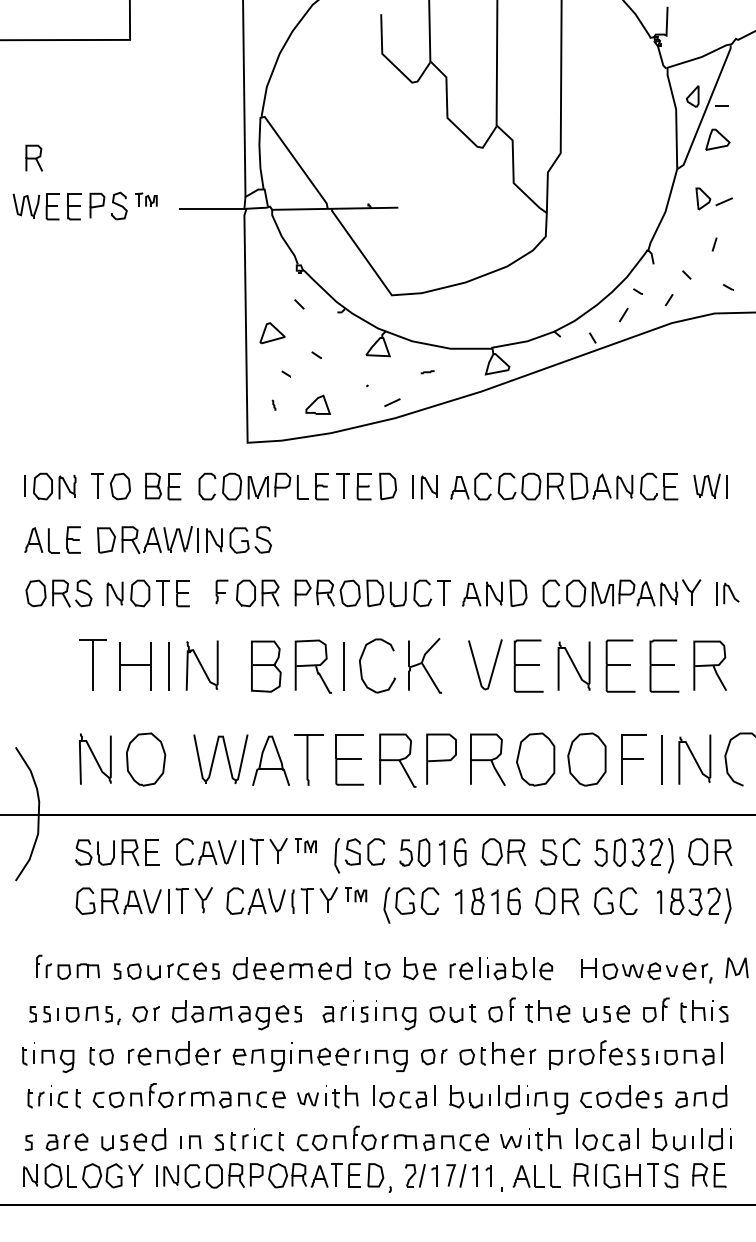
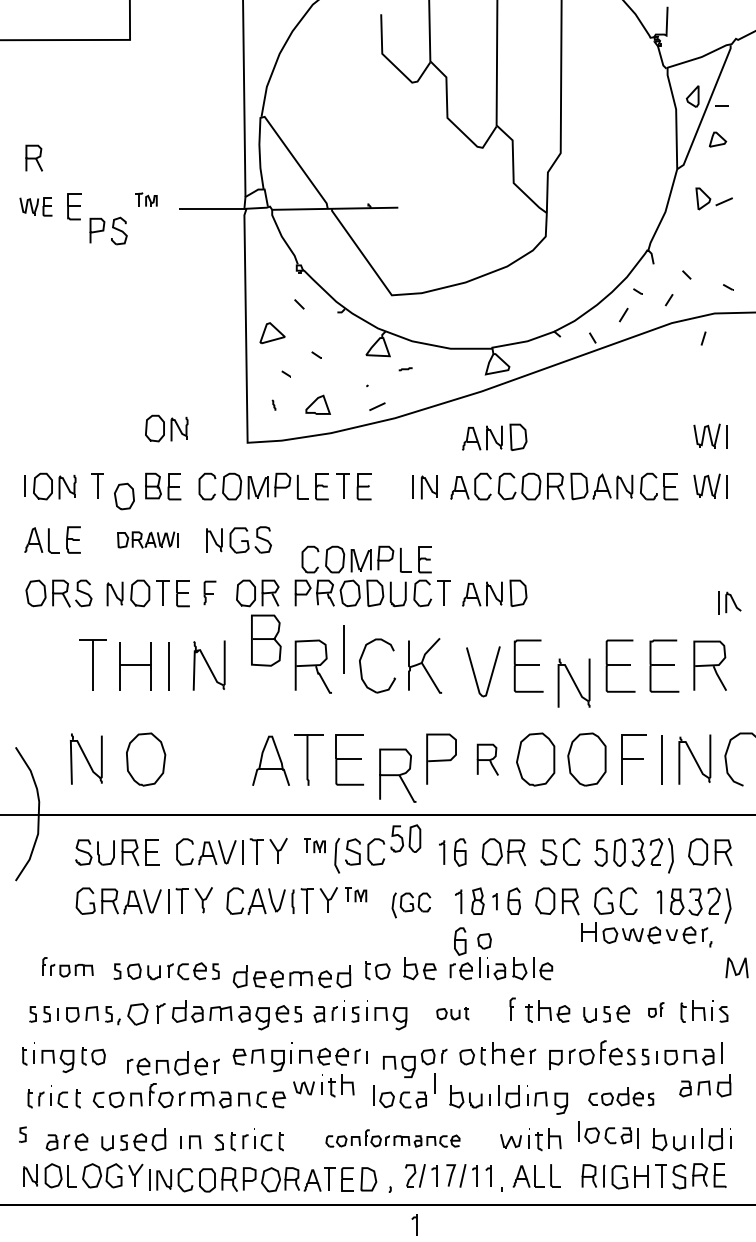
part size: 26x23 px -> 19x17 px (718, 139)
part position: (108, 205) -> (108, 230) (108, 230)
part size: 48x28 px -> 34x20 px (35, 206)
line position: (714, 244) -> (703, 338) (703, 338)
curve position: (427, 372) -> (405, 369) (405, 369)
line position: (392, 402) -> (377, 406) (377, 406)
part: none -> present (166, 428)
part: none -> present (710, 435)
part: none -> present (494, 436)
part position: (120, 486) -> (124, 496) (124, 496)
part: present -> none (387, 486)
part size: 102x28 px -> 62x18 px (147, 539)
part: none -> present (366, 559)
part position: (221, 591) -> (209, 592) (209, 592)
part: present -> none (621, 593)
part position: (727, 593) -> (729, 602) (729, 602)
part position: (201, 665) -> (208, 665) (208, 665)
part position: (493, 665) -> (491, 672) (491, 672)
part position: (573, 665) -> (573, 682) (573, 682)
part position: (266, 666) -> (266, 640) (266, 640)
line position: (343, 666) -> (343, 649) (343, 649)
part position: (95, 758) -> (86, 758) (86, 758)
part: present -> none (220, 759)
part size: 36x54 px -> 23x33 px (487, 759)
part position: (397, 760) -> (397, 775) (397, 775)
part position: (305, 845) -> (314, 845) (314, 845)
part position: (414, 852) -> (405, 838) (405, 838)
part size: 8x25 px -> 6x18 px (494, 901)
part size: 57x37 px -> 41x27 px (411, 905)
part: none -> present (460, 941)
part size: 64x26 px -> 52x21 px (67, 967)
part position: (291, 968) -> (291, 976) (291, 976)
part position: (646, 970) -> (646, 934) (646, 934)
part size: 27x26 px -> 17x16 px (656, 1009)
part size: 48x19 px -> 34x14 px (452, 1013)
part size: 28x17 px -> 39x23 px (146, 1014)
part position: (495, 1014) -> (484, 941) (484, 941)
part position: (369, 1015) -> (360, 1015) (360, 1015)
part position: (174, 1053) -> (173, 1063) (173, 1063)
part position: (101, 1056) -> (93, 1056) (93, 1056)
part position: (391, 1060) -> (399, 1066) (399, 1066)
line position: (434, 1095) -> (434, 1083) (434, 1083)
part position: (327, 1096) -> (323, 1085) (323, 1085)
part size: 83x24 px -> 67x20 px (621, 1096)
part position: (701, 1096) -> (705, 1085) (705, 1085)
part size: 192x27 px -> 136x19 px (392, 1138)
part position: (602, 1139) -> (604, 1132) (604, 1132)
part position: (28, 1142) -> (22, 1134) (22, 1134)
part position: (270, 1175) -> (263, 1179) (263, 1179)
part position: (625, 1175) -> (633, 1176) (633, 1176)
part: none -> present (414, 1224)
